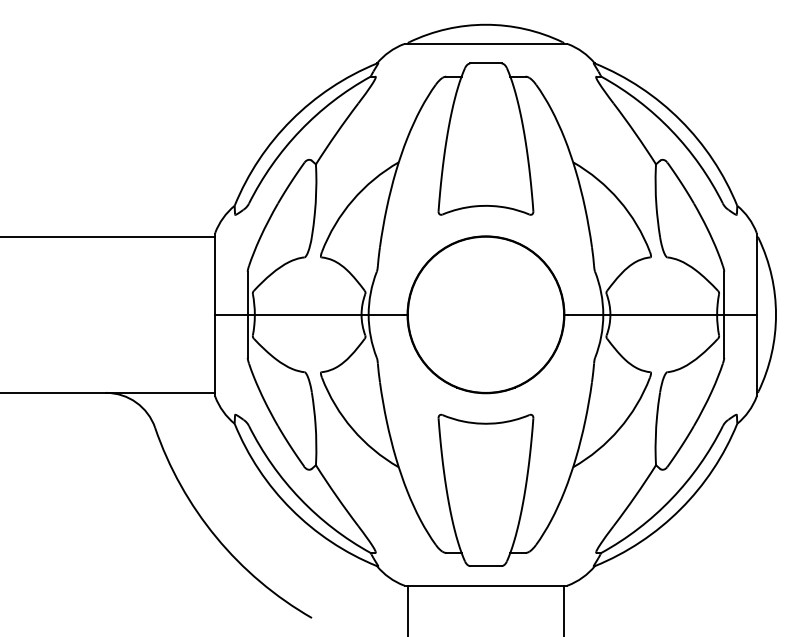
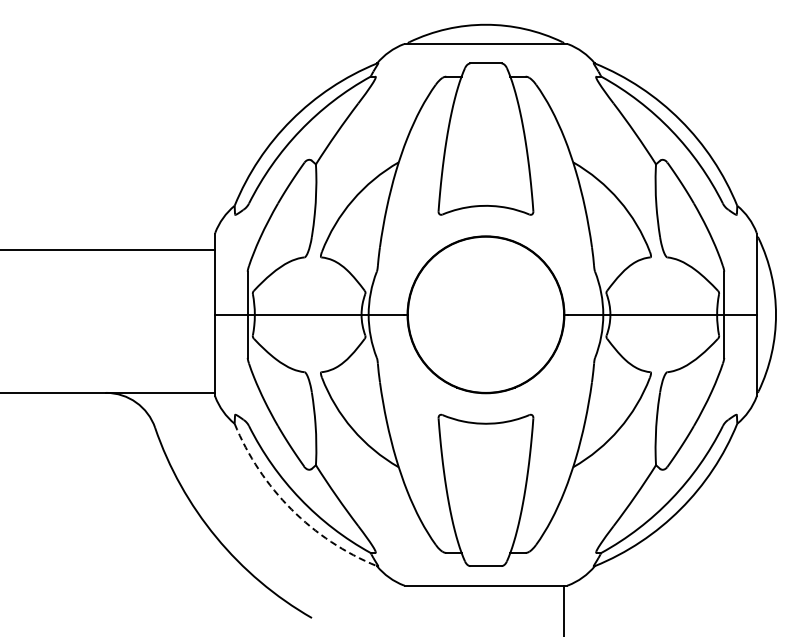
line position: (108, 236) -> (108, 249) (108, 249)
arc: solid -> dashed (291, 509)
line: present -> none (407, 609)
